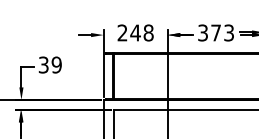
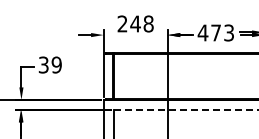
text position: (135, 32) -> (135, 23) (135, 23)
text: 373 -> 473 (202, 32)
line: solid -> dashed (186, 109)
